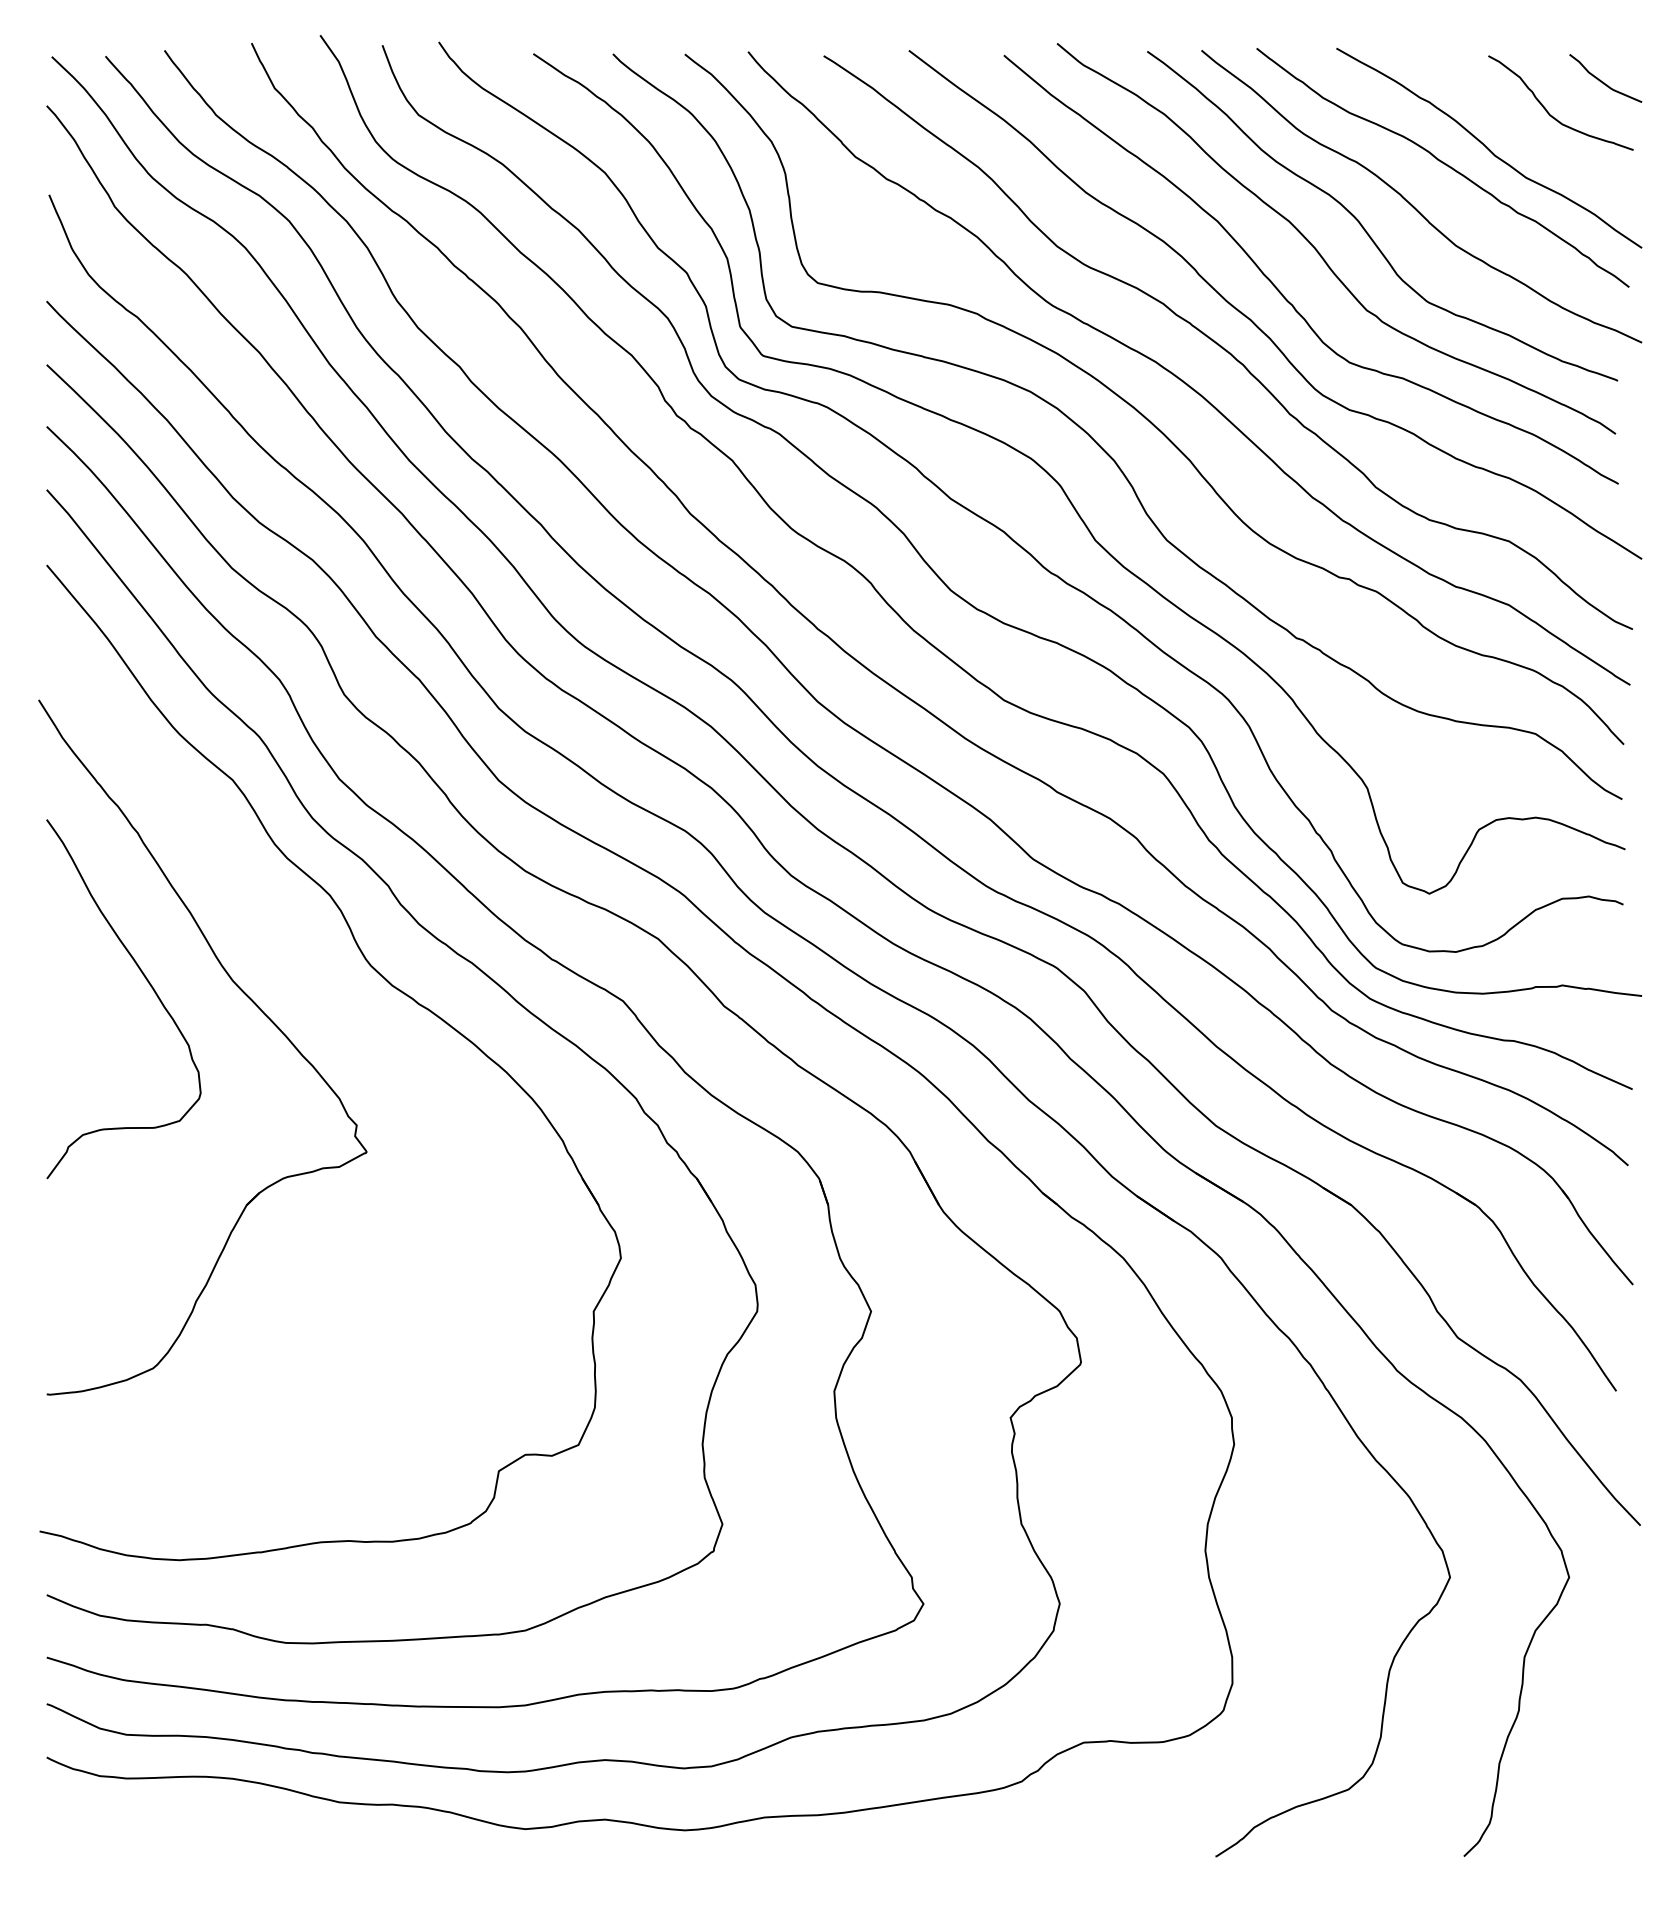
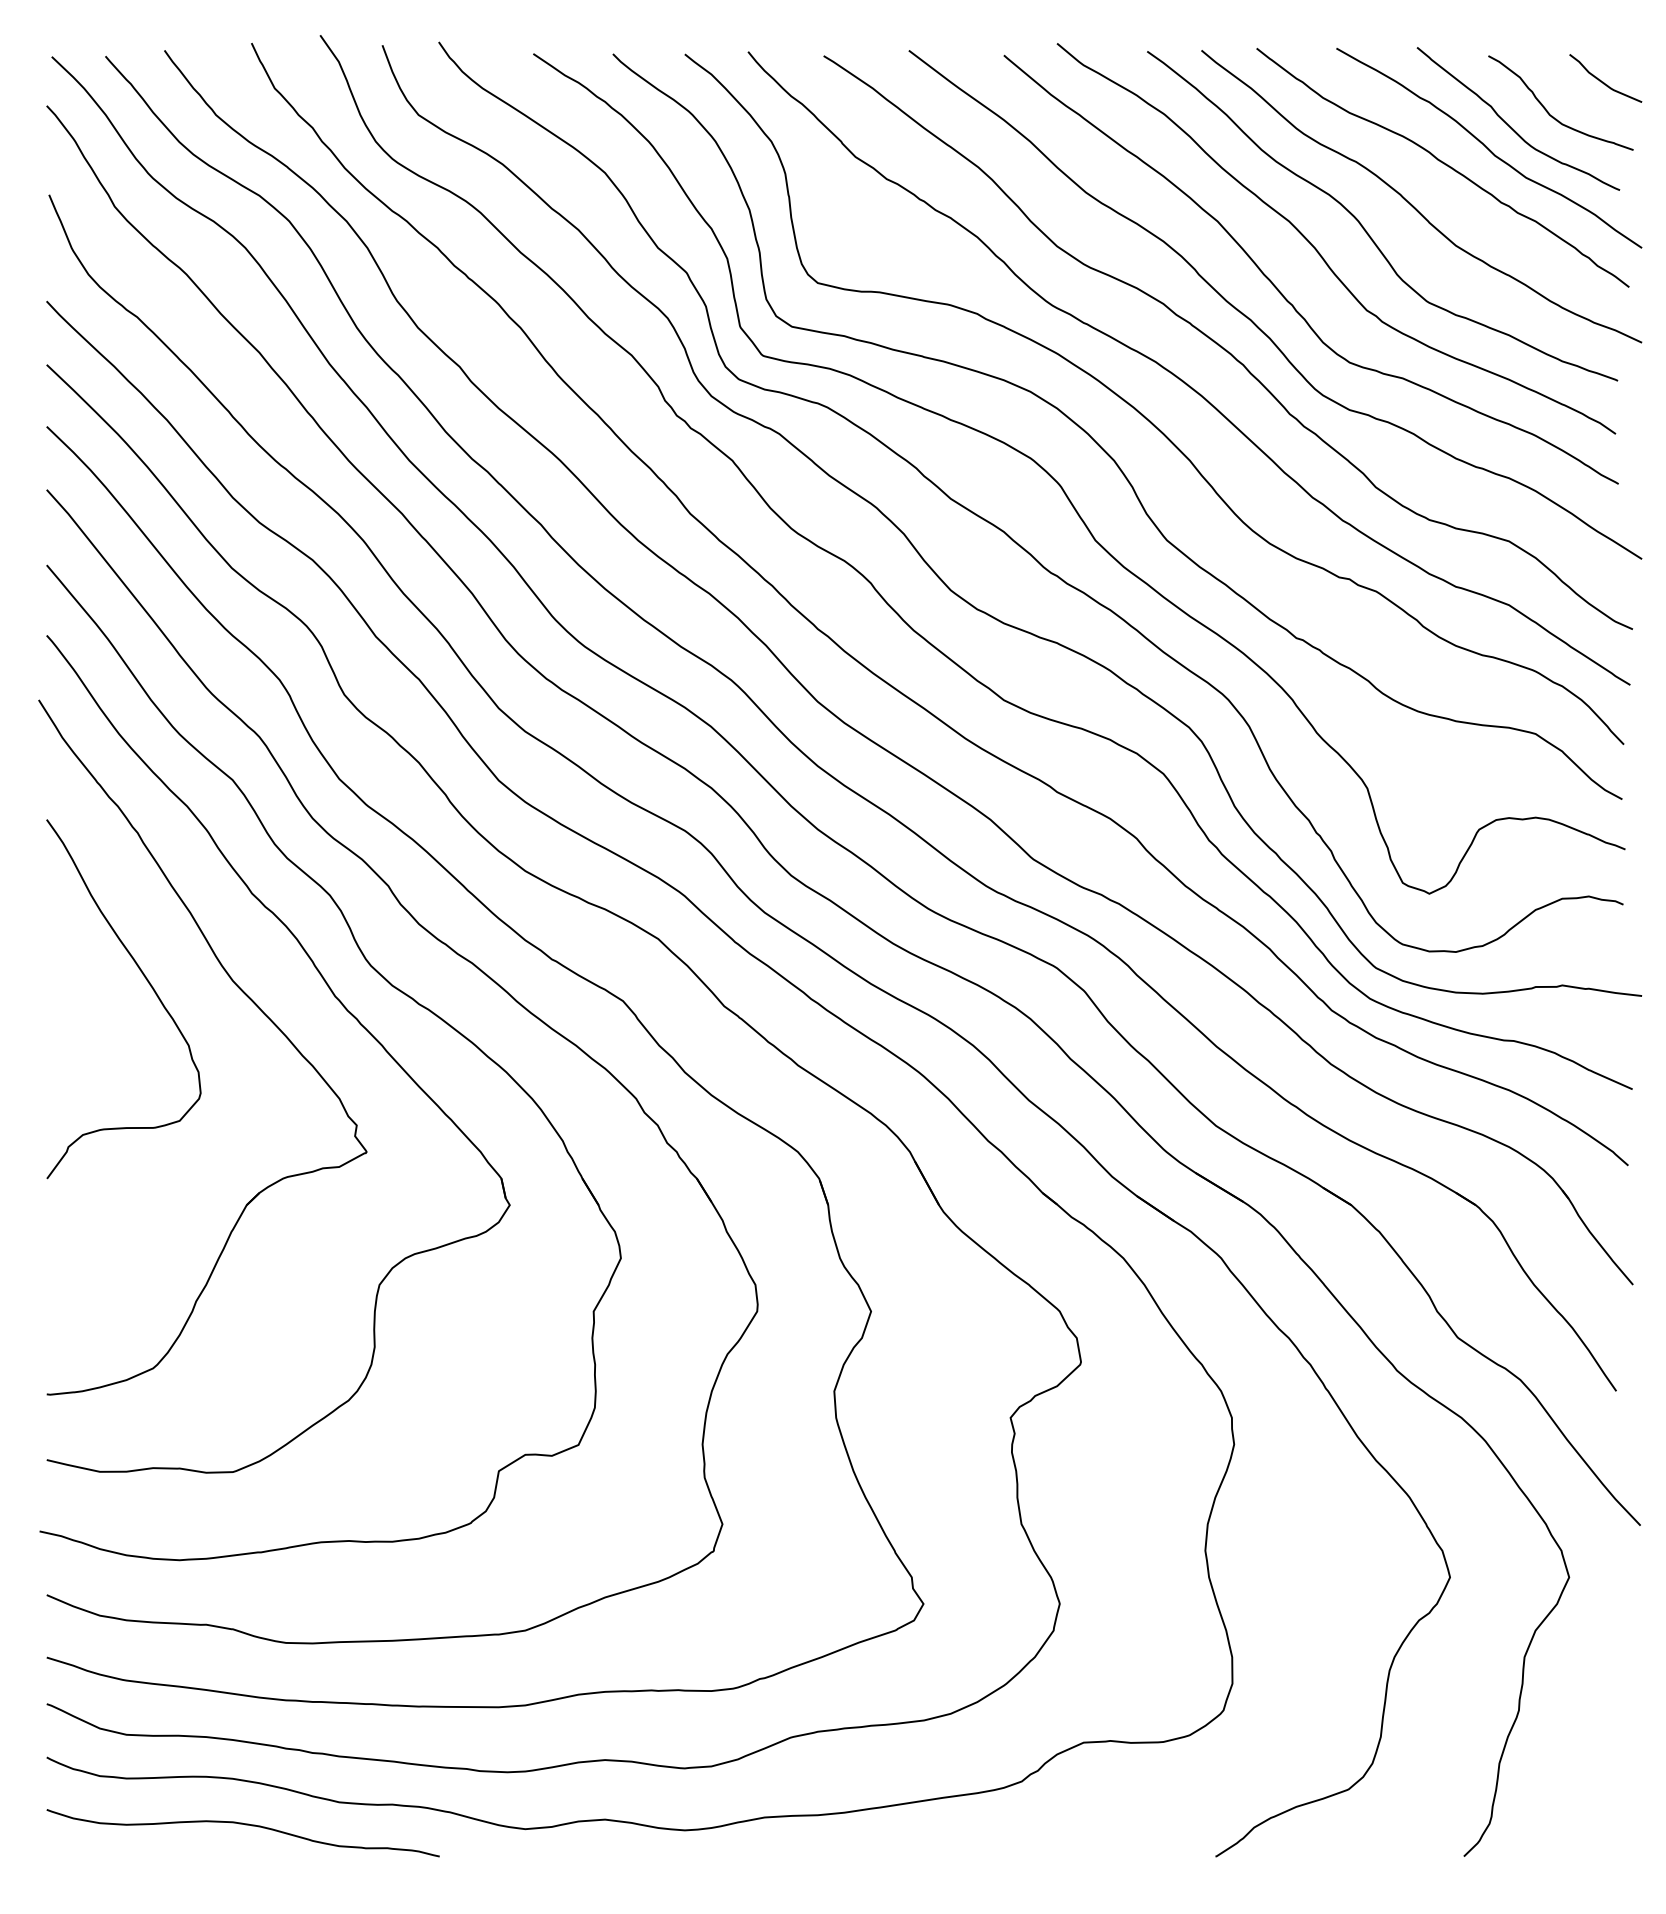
curve: none -> present (1512, 127)
part: none -> present (334, 997)
curve: none -> present (245, 1825)
